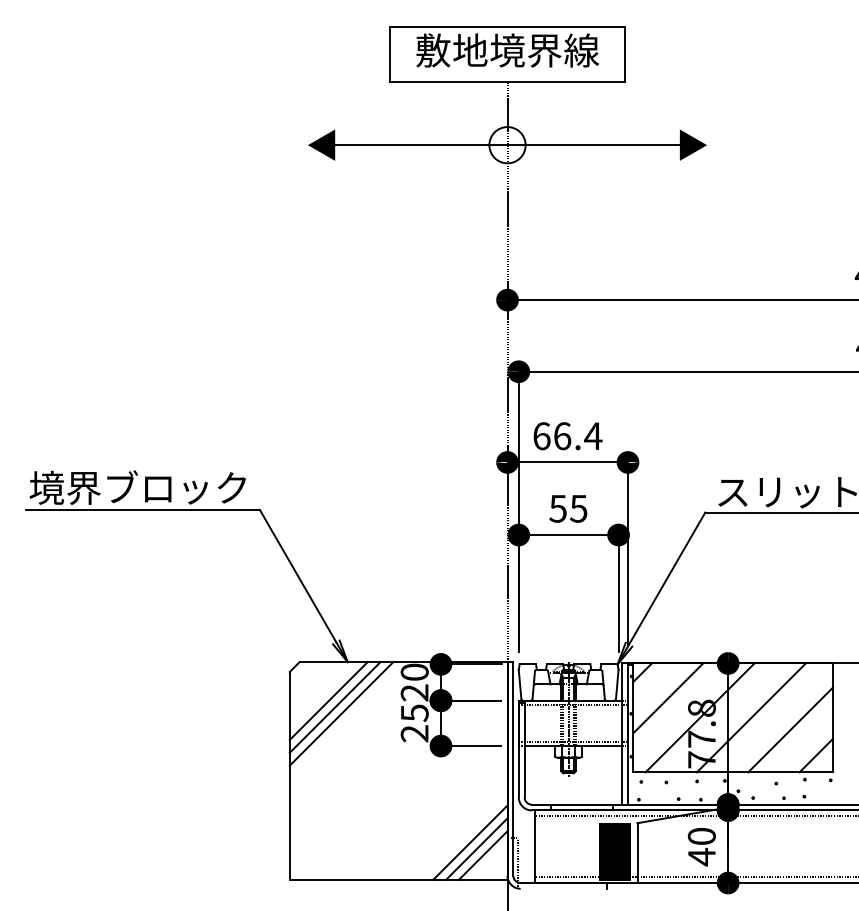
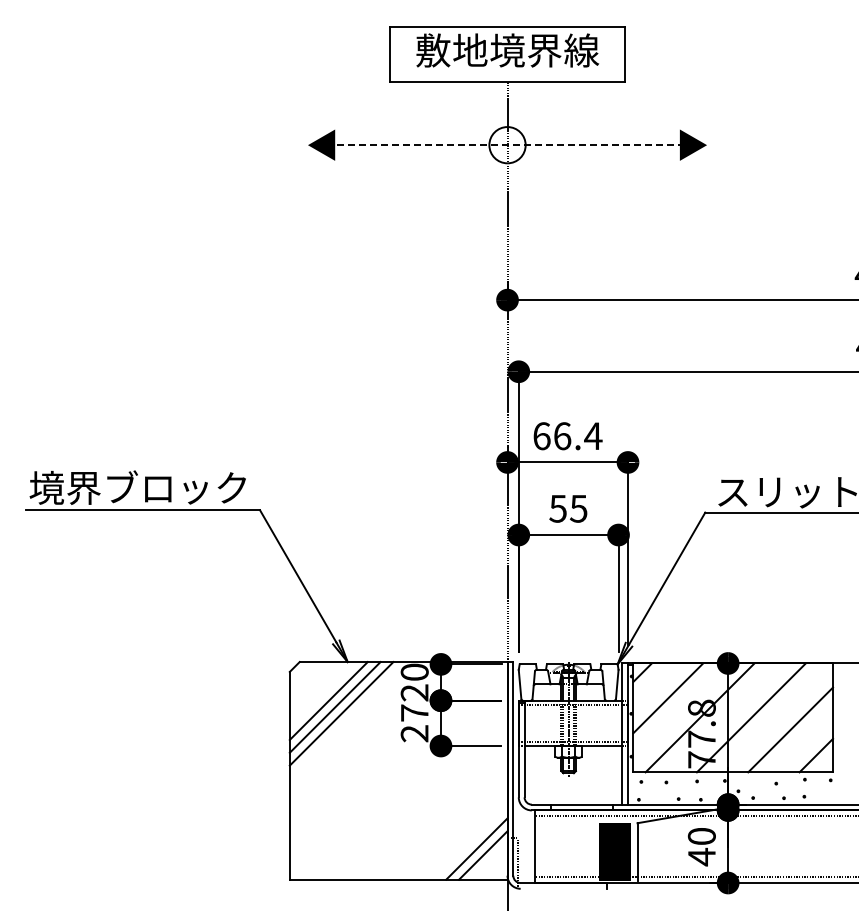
line: solid -> dashed (508, 145)
text: 25 -> 27 (414, 713)
line: present -> none (470, 842)
